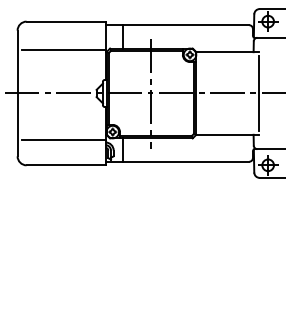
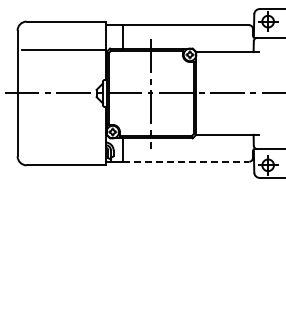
line: present -> none (259, 93)
line: present -> none (63, 140)
line: solid -> dashed (186, 161)
